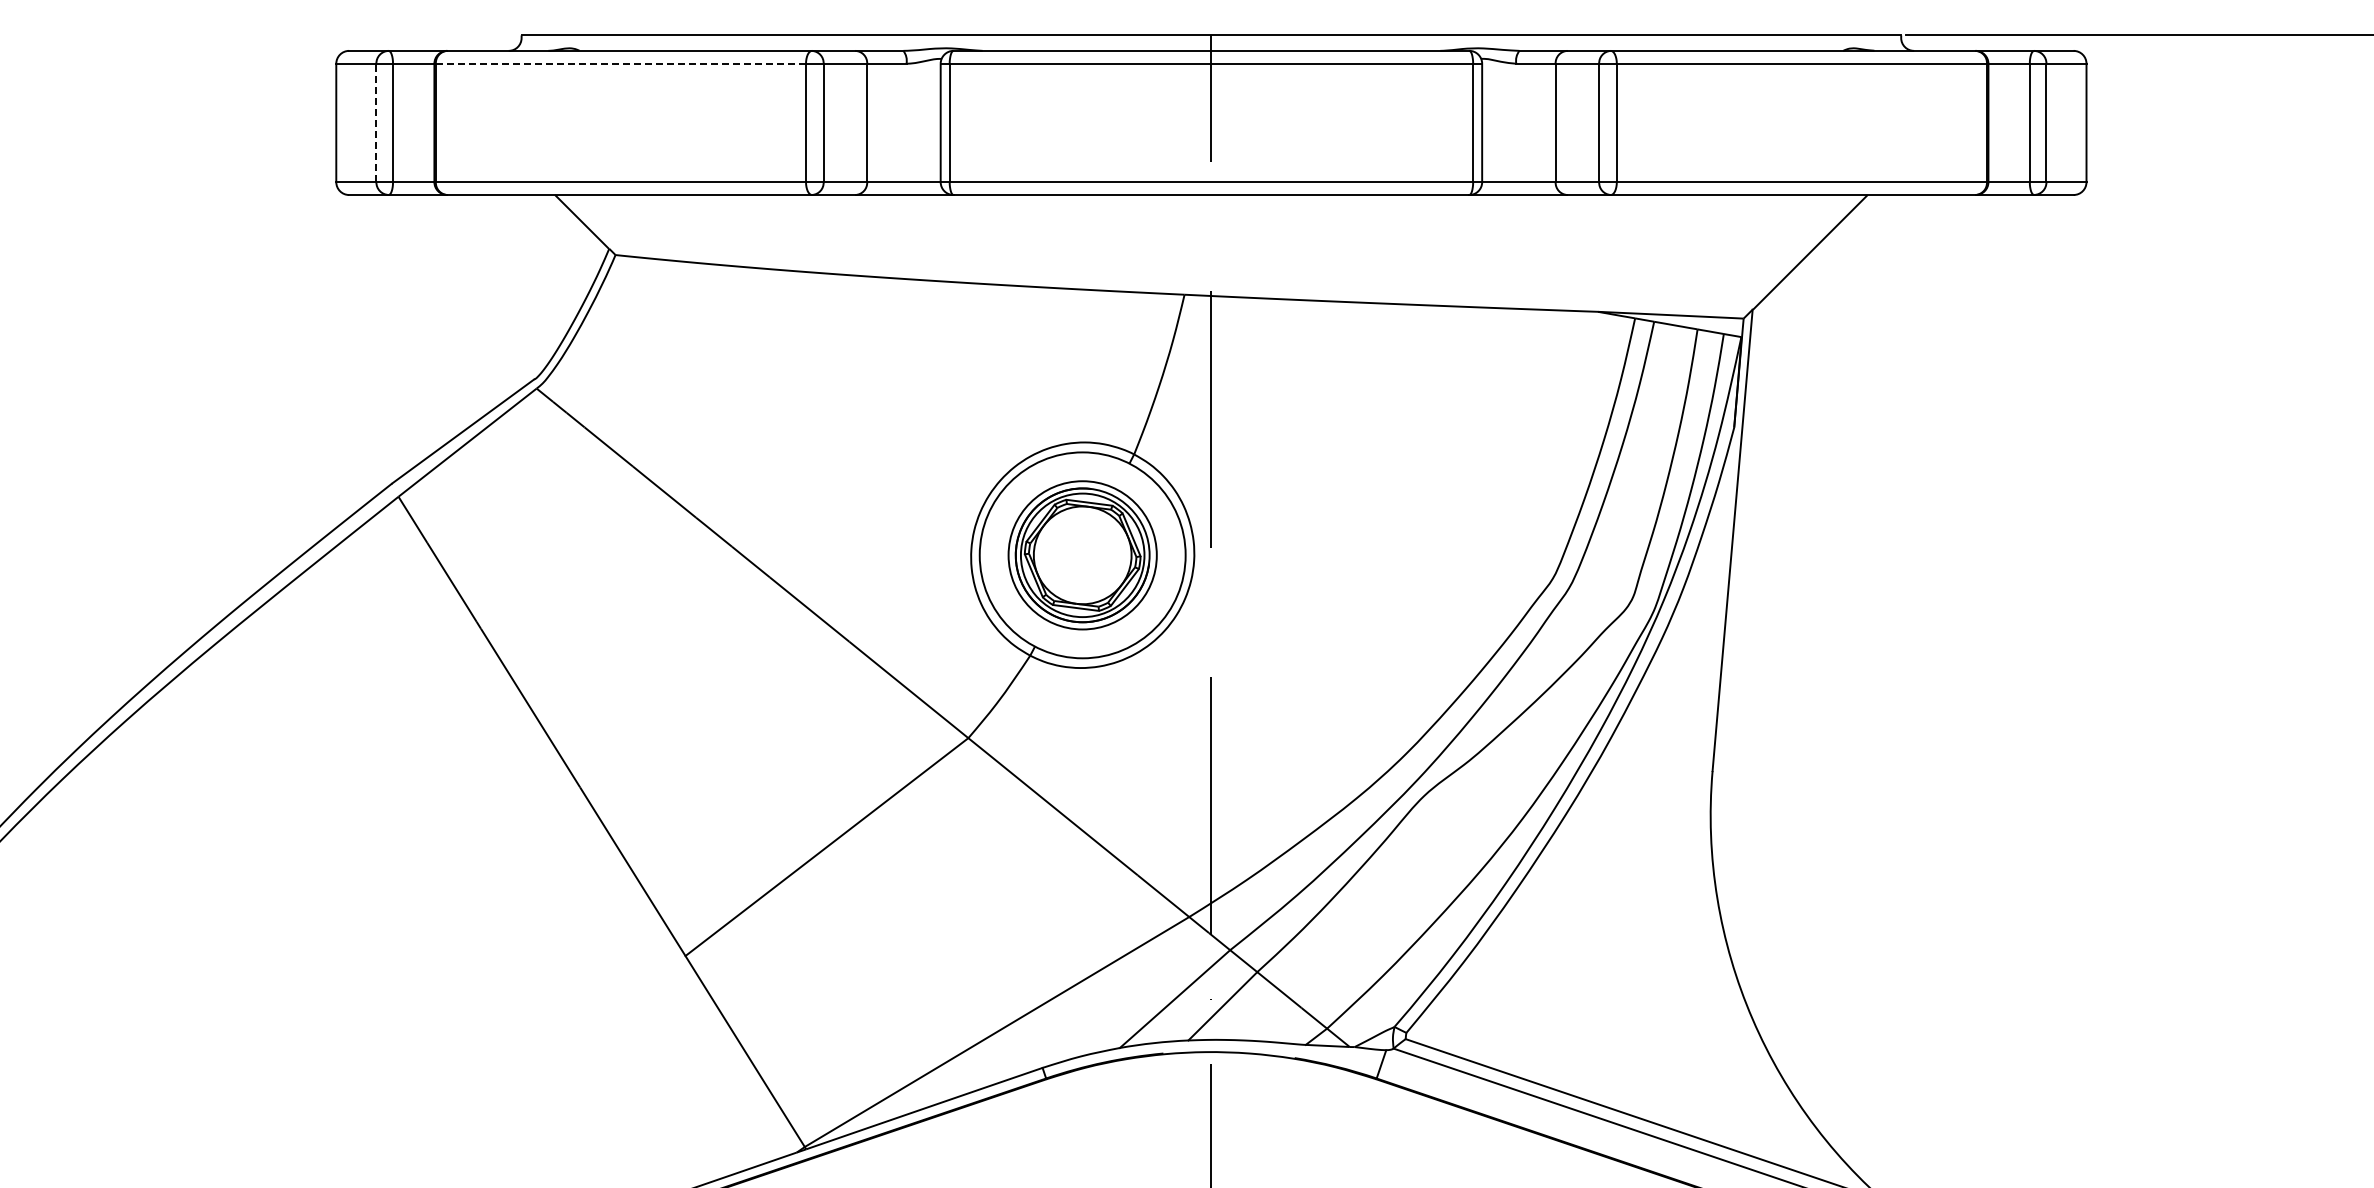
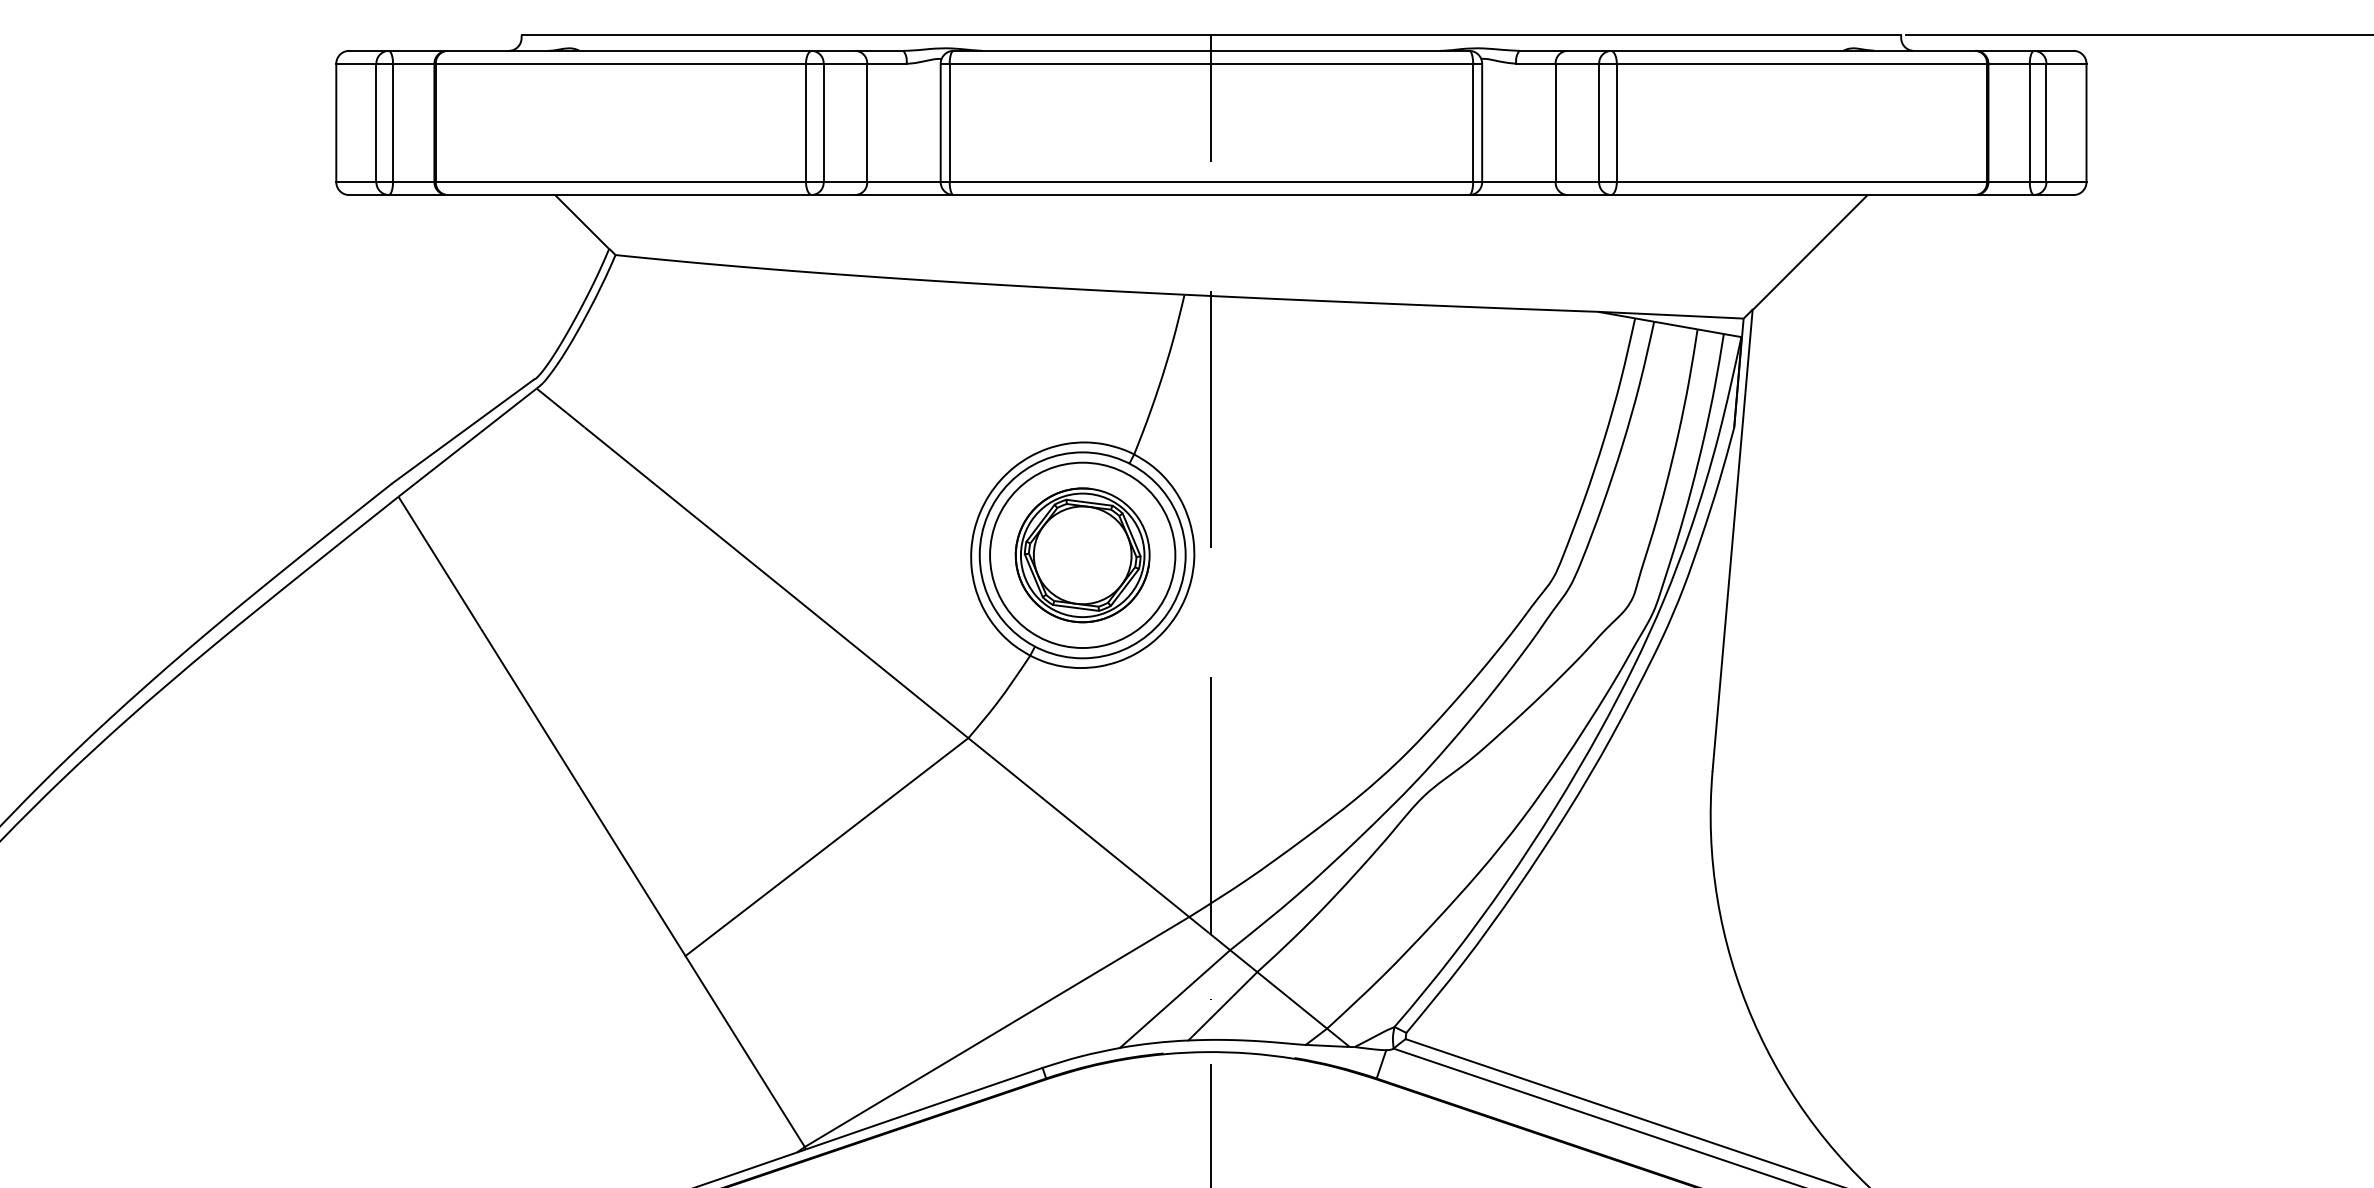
line: dashed -> solid (620, 63)
line: dashed -> solid (376, 122)
circle diameter: 148 px -> 185 px (1082, 555)
